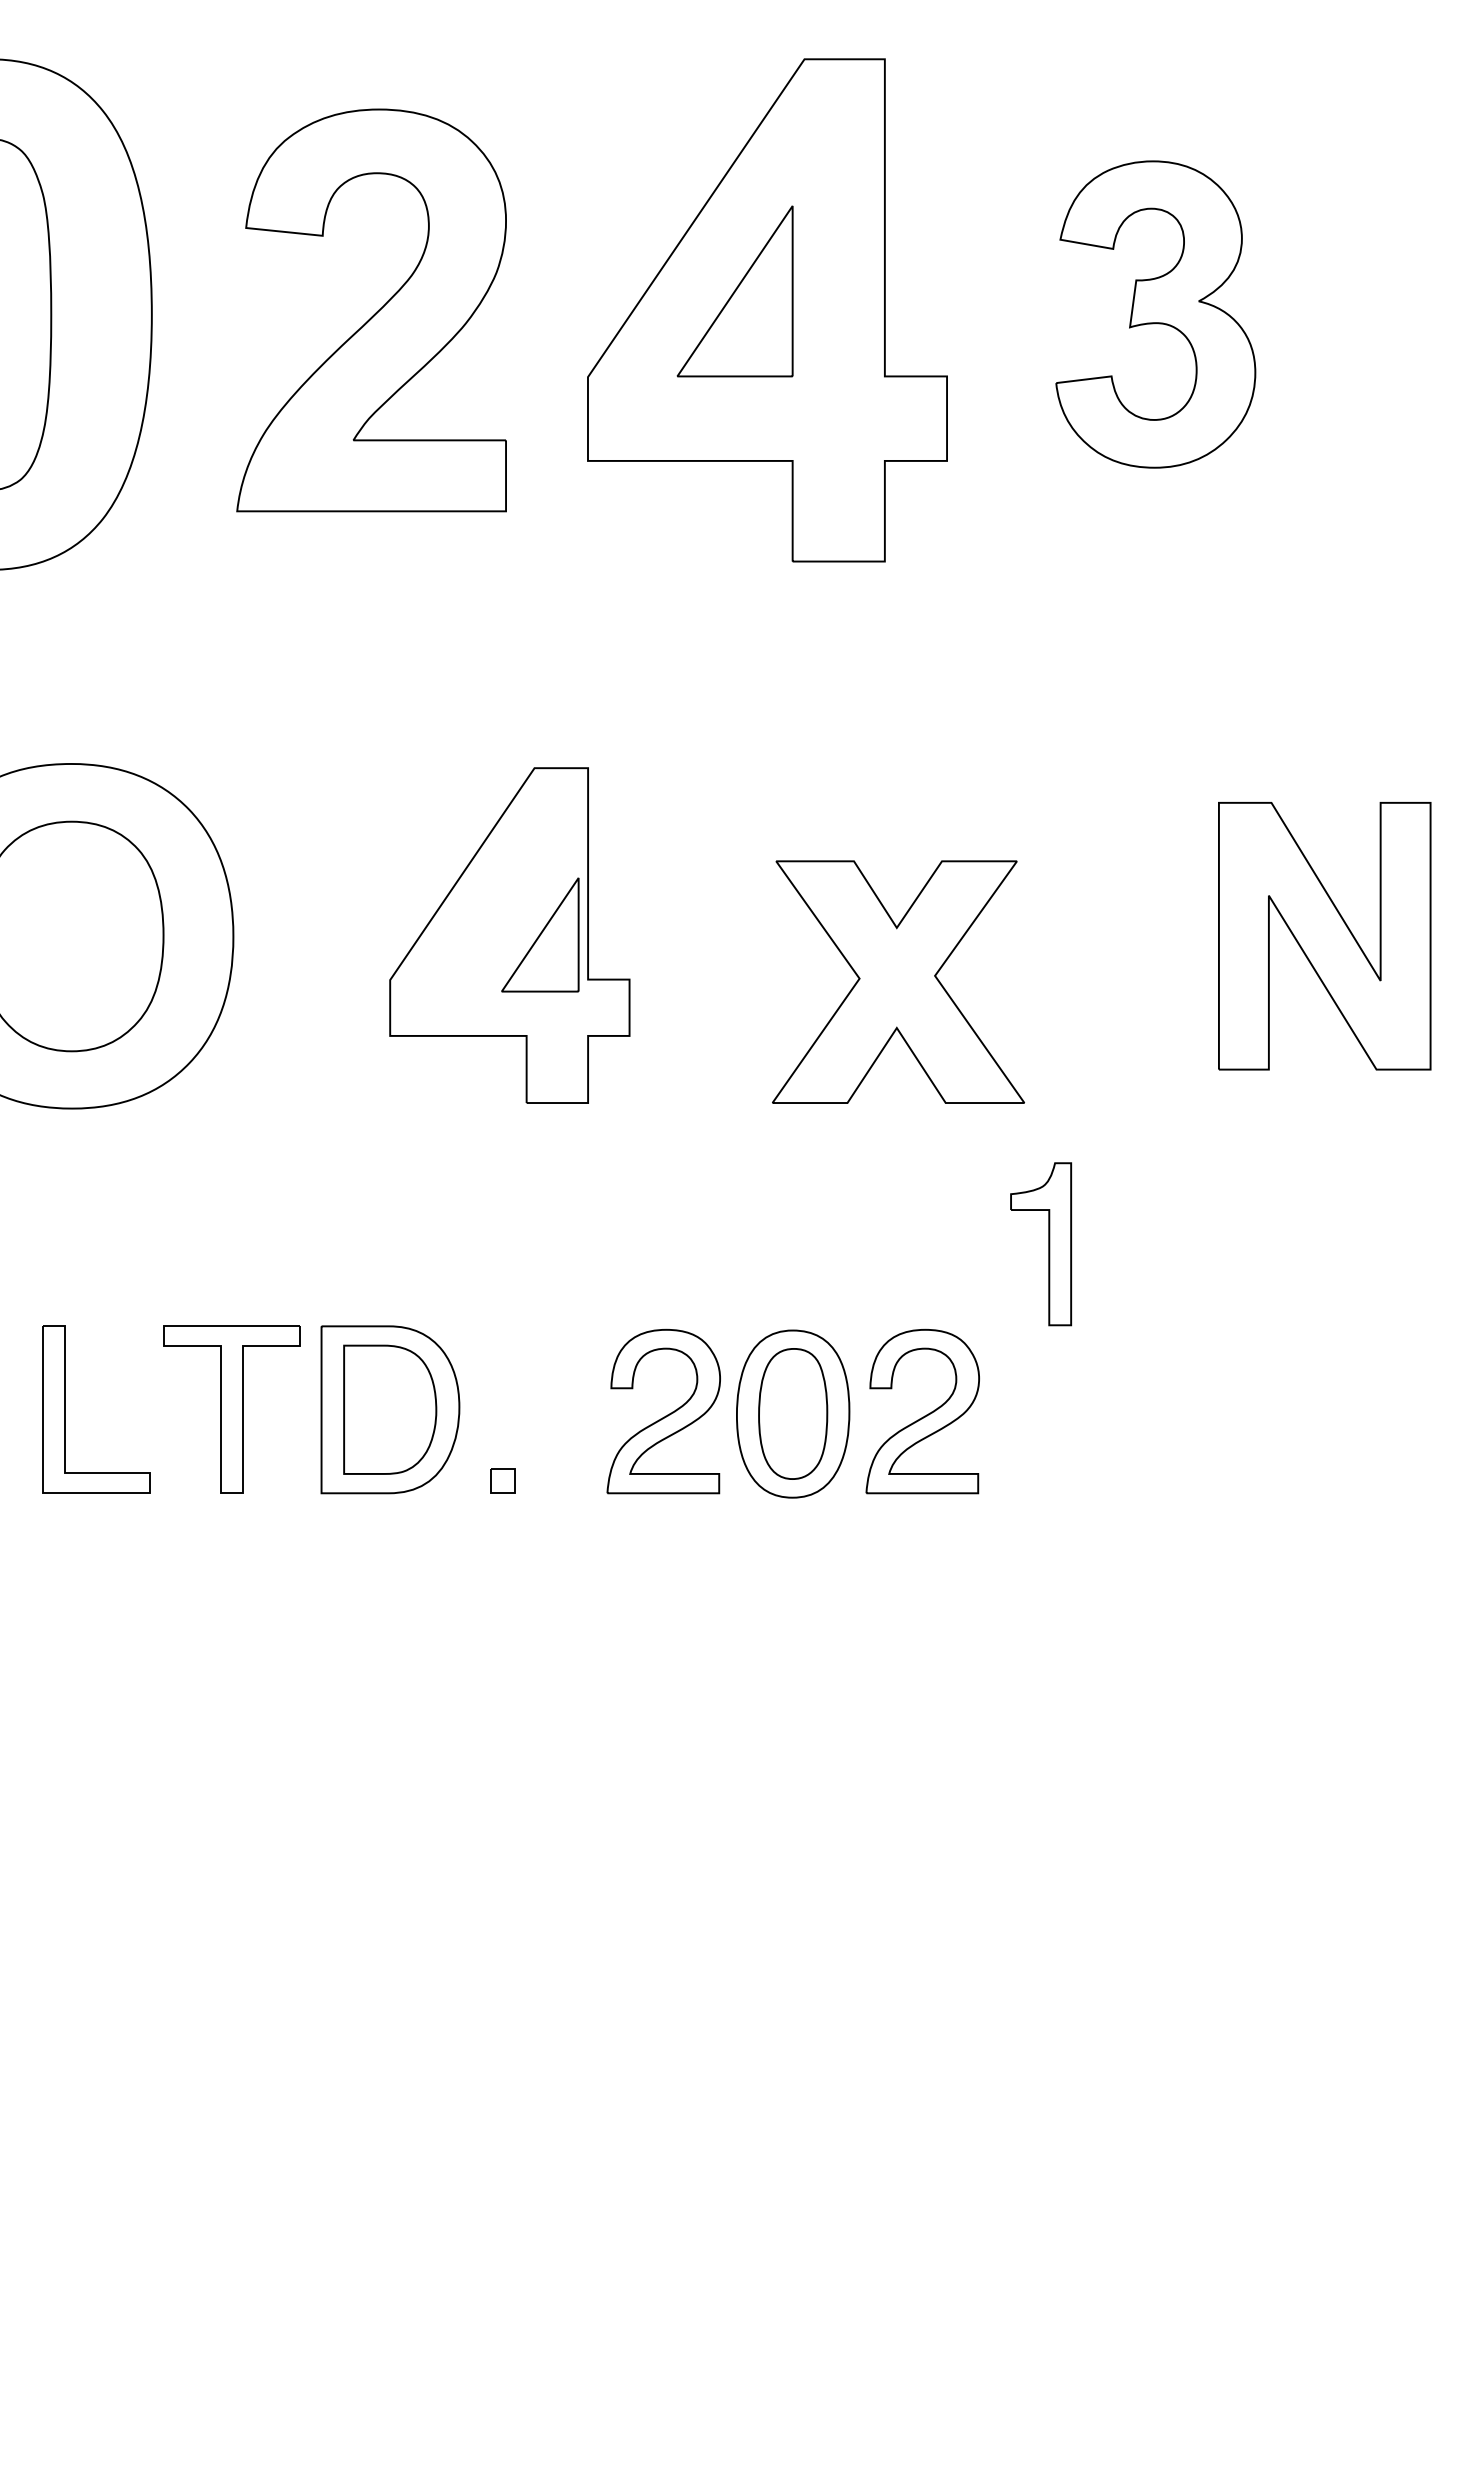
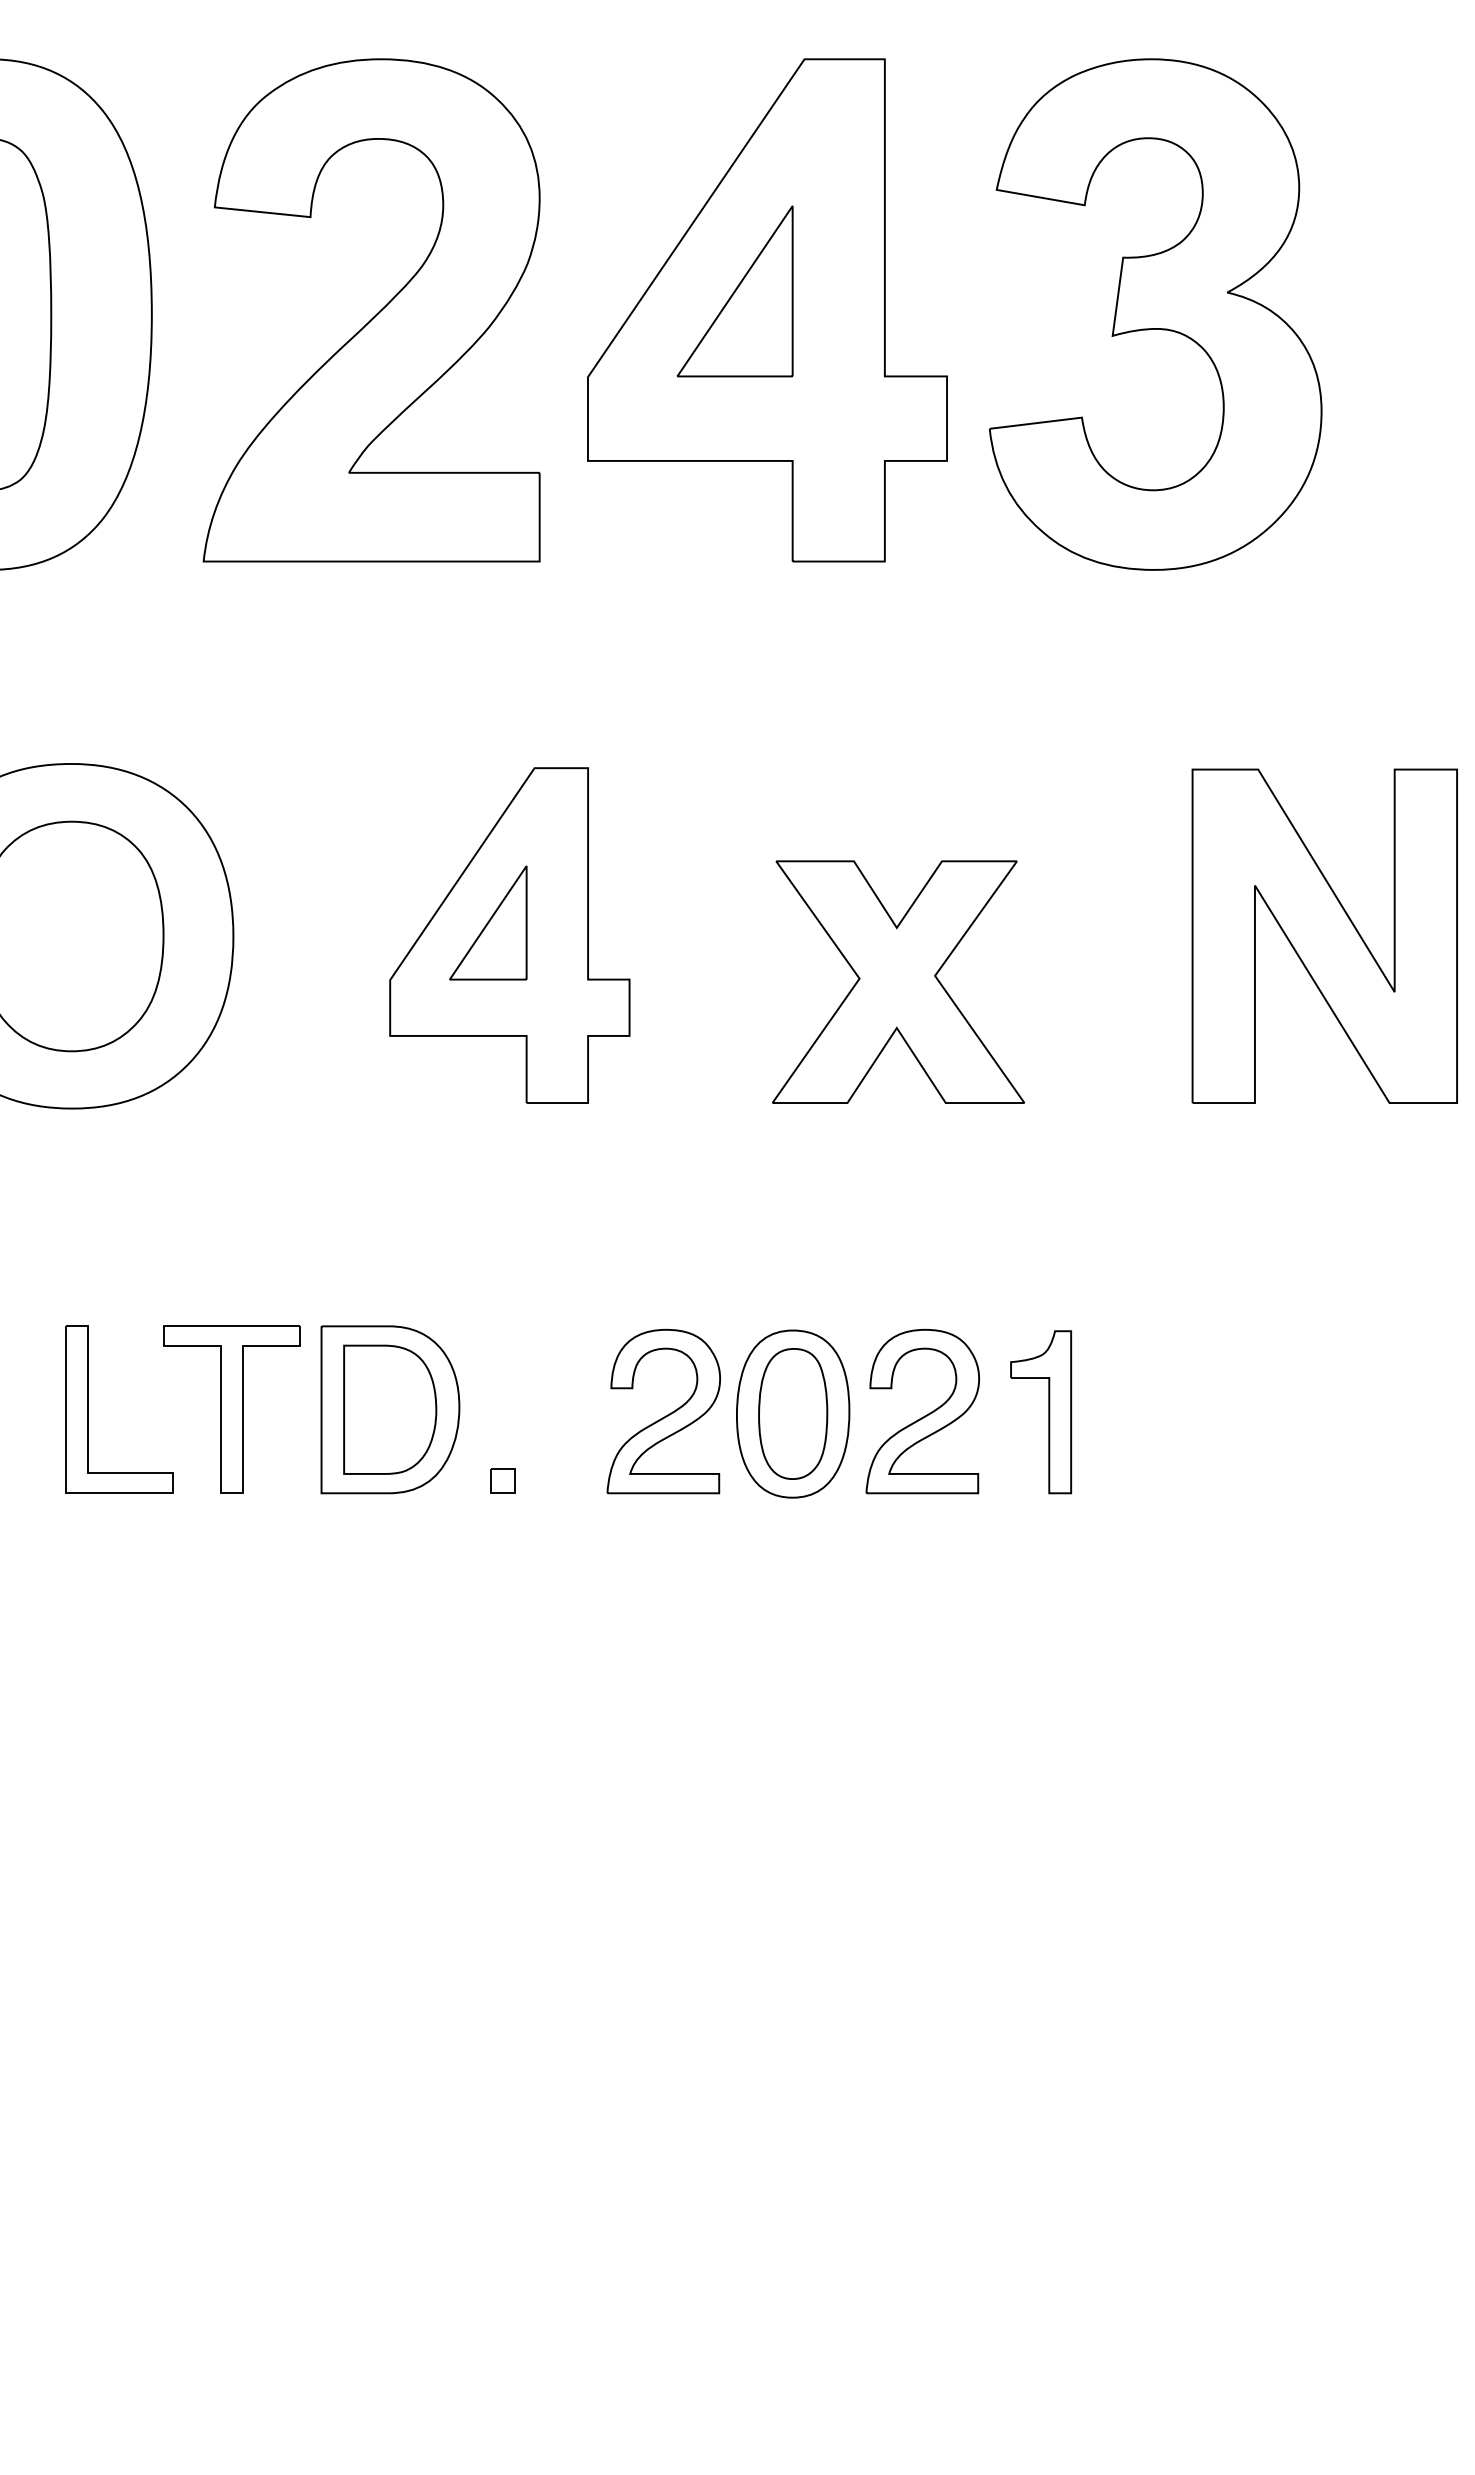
part size: 271x405 px -> 339x505 px (371, 310)
part size: 202x309 px -> 334x513 px (1155, 314)
part position: (540, 934) -> (488, 922) (488, 922)
part size: 214x269 px -> 267x336 px (1324, 935)
part position: (1048, 1244) -> (1048, 1412) (1048, 1412)
part position: (65, 1409) -> (88, 1409) (88, 1409)
